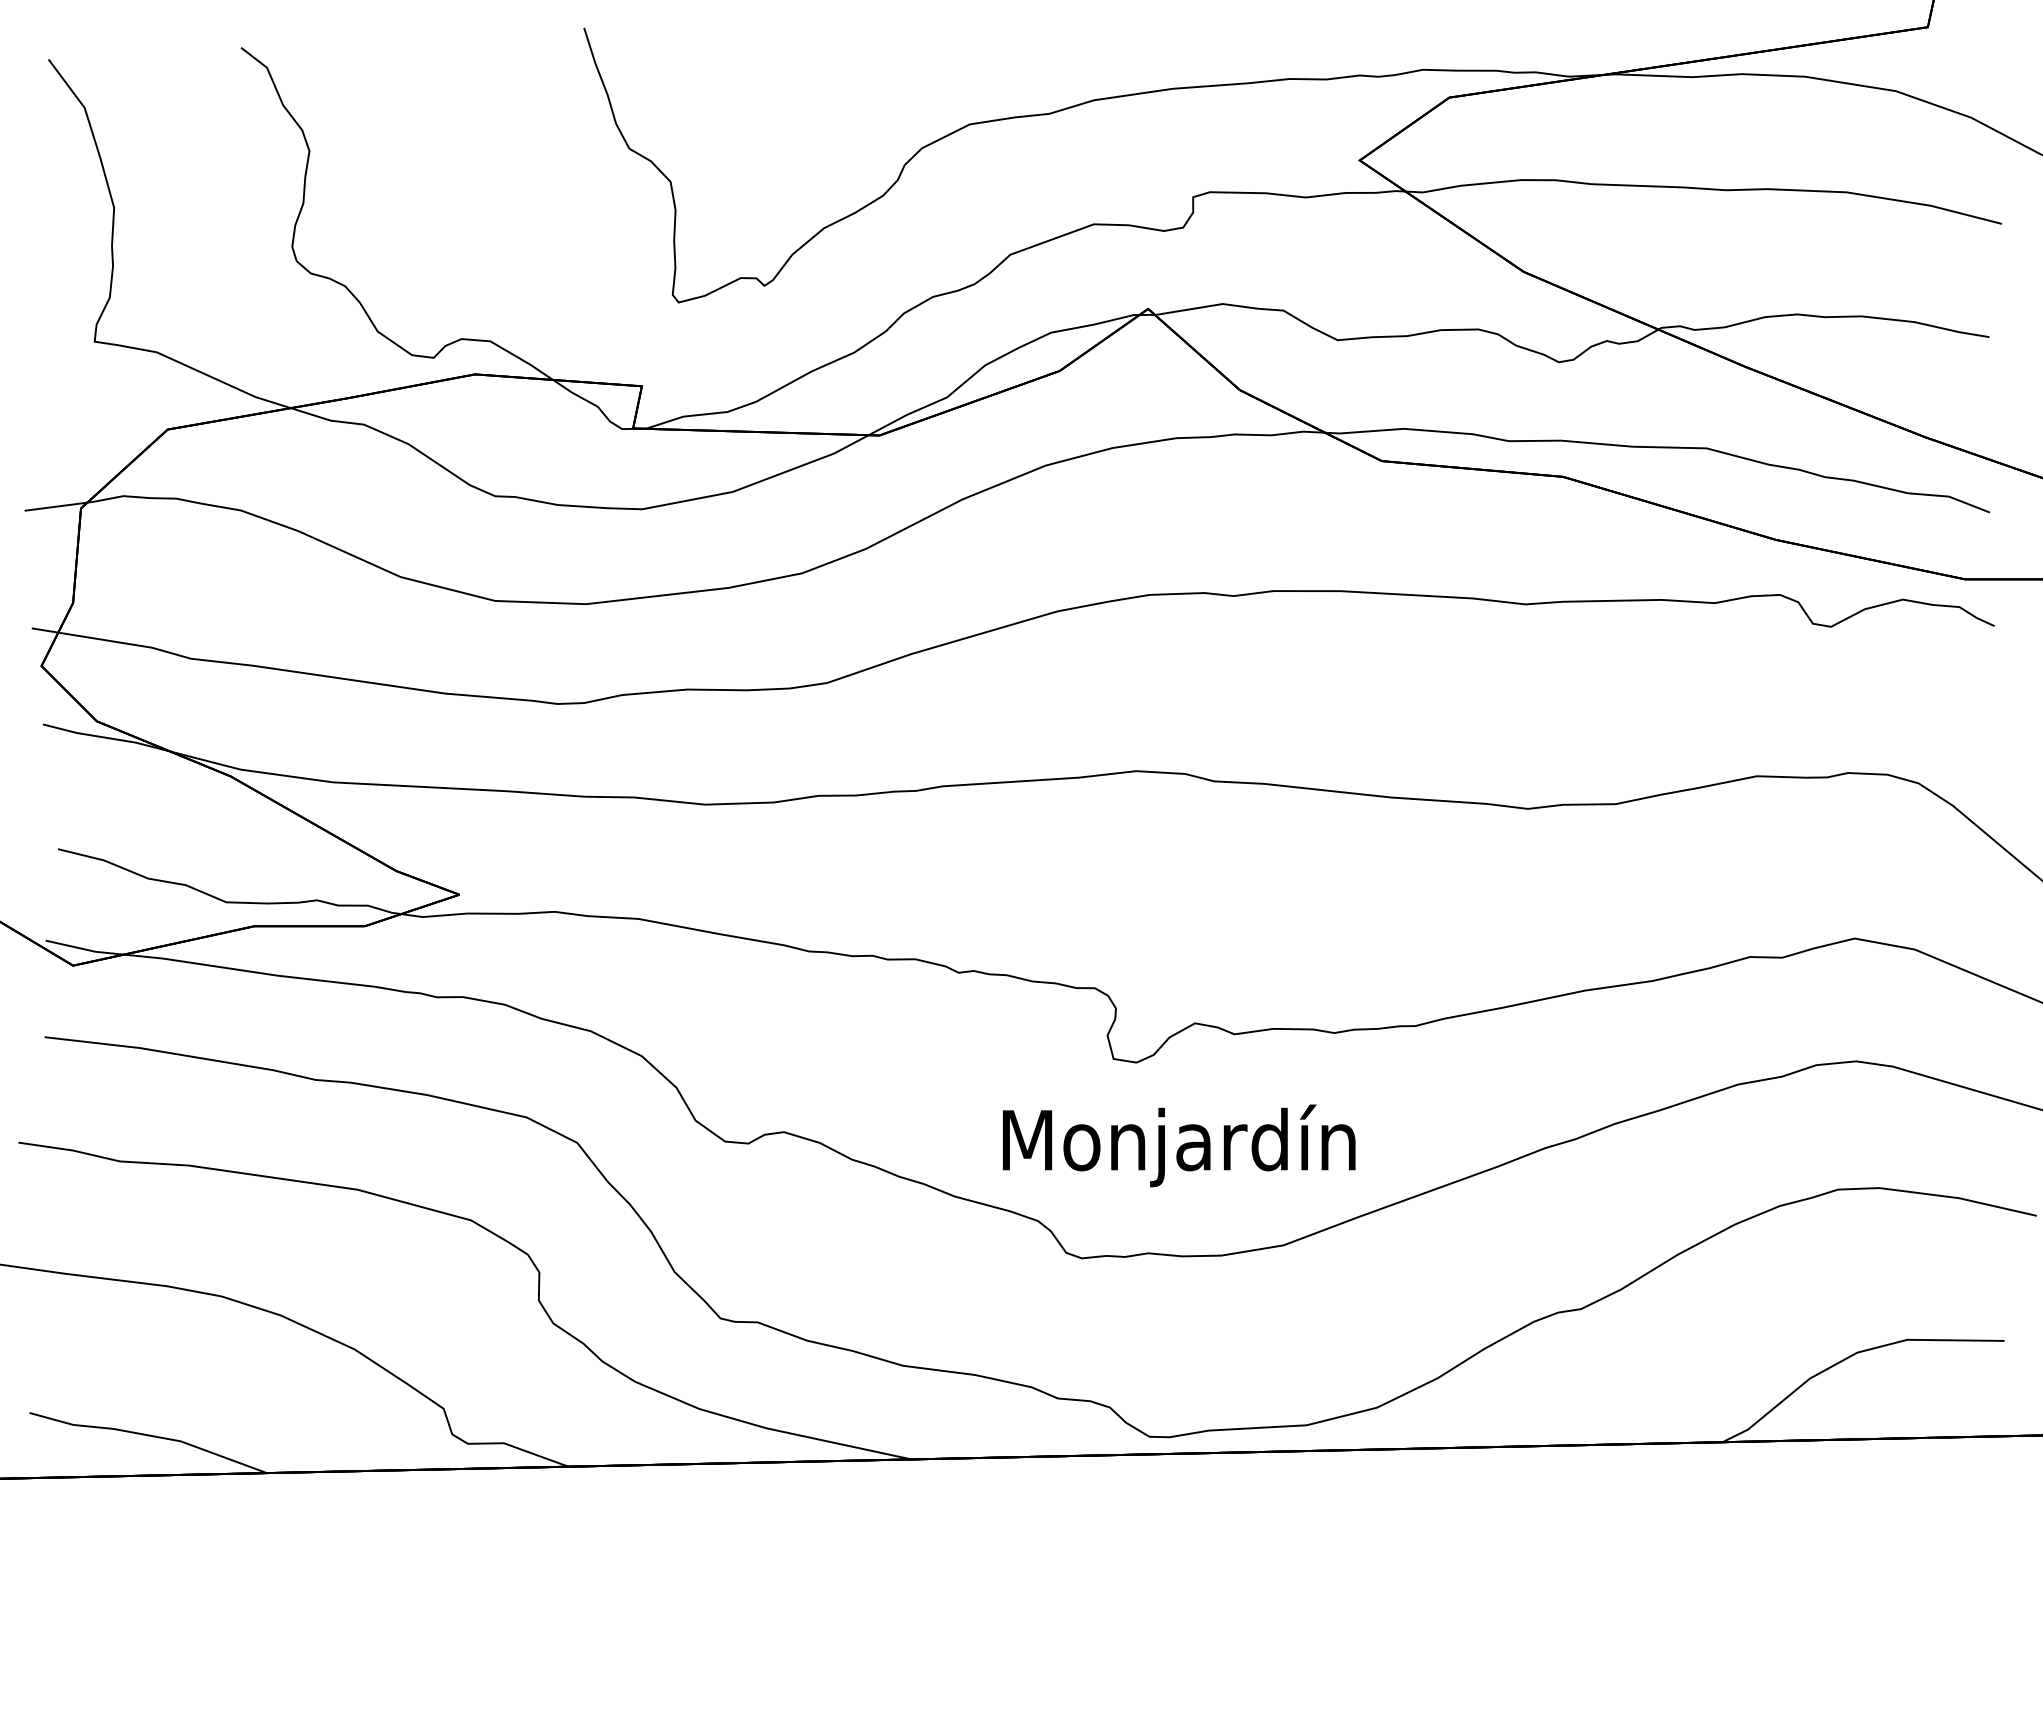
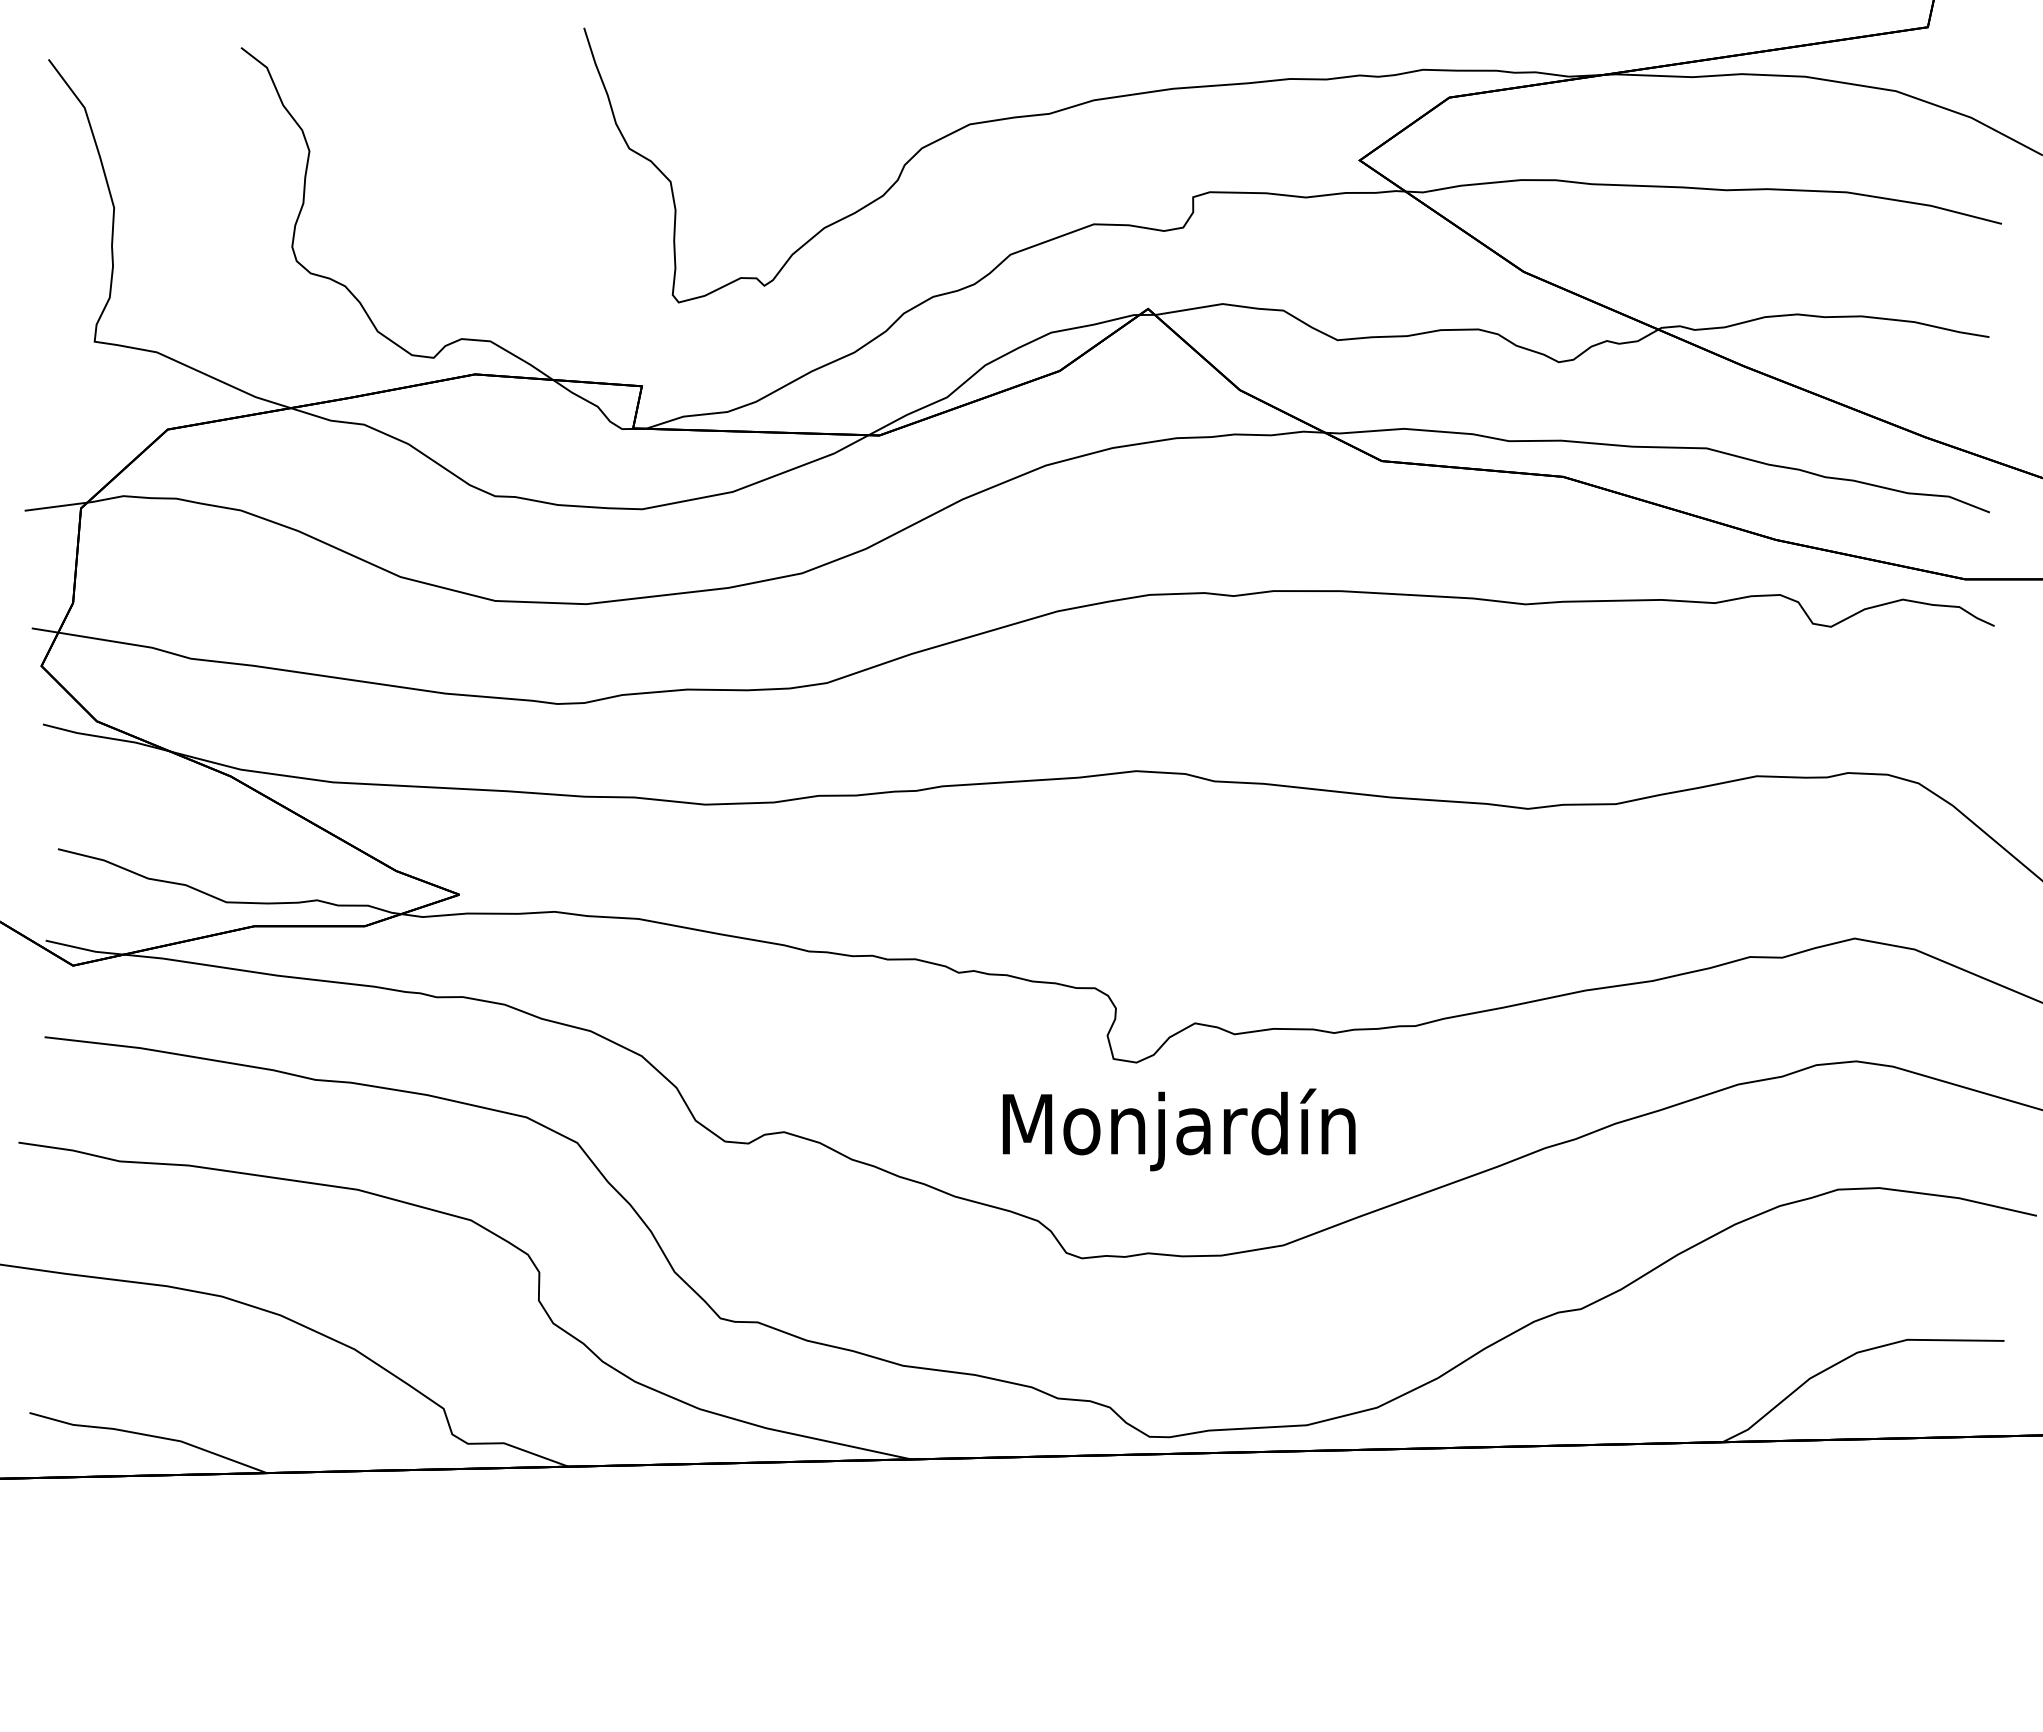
text position: (1178, 1145) -> (1178, 1129) (1178, 1129)
